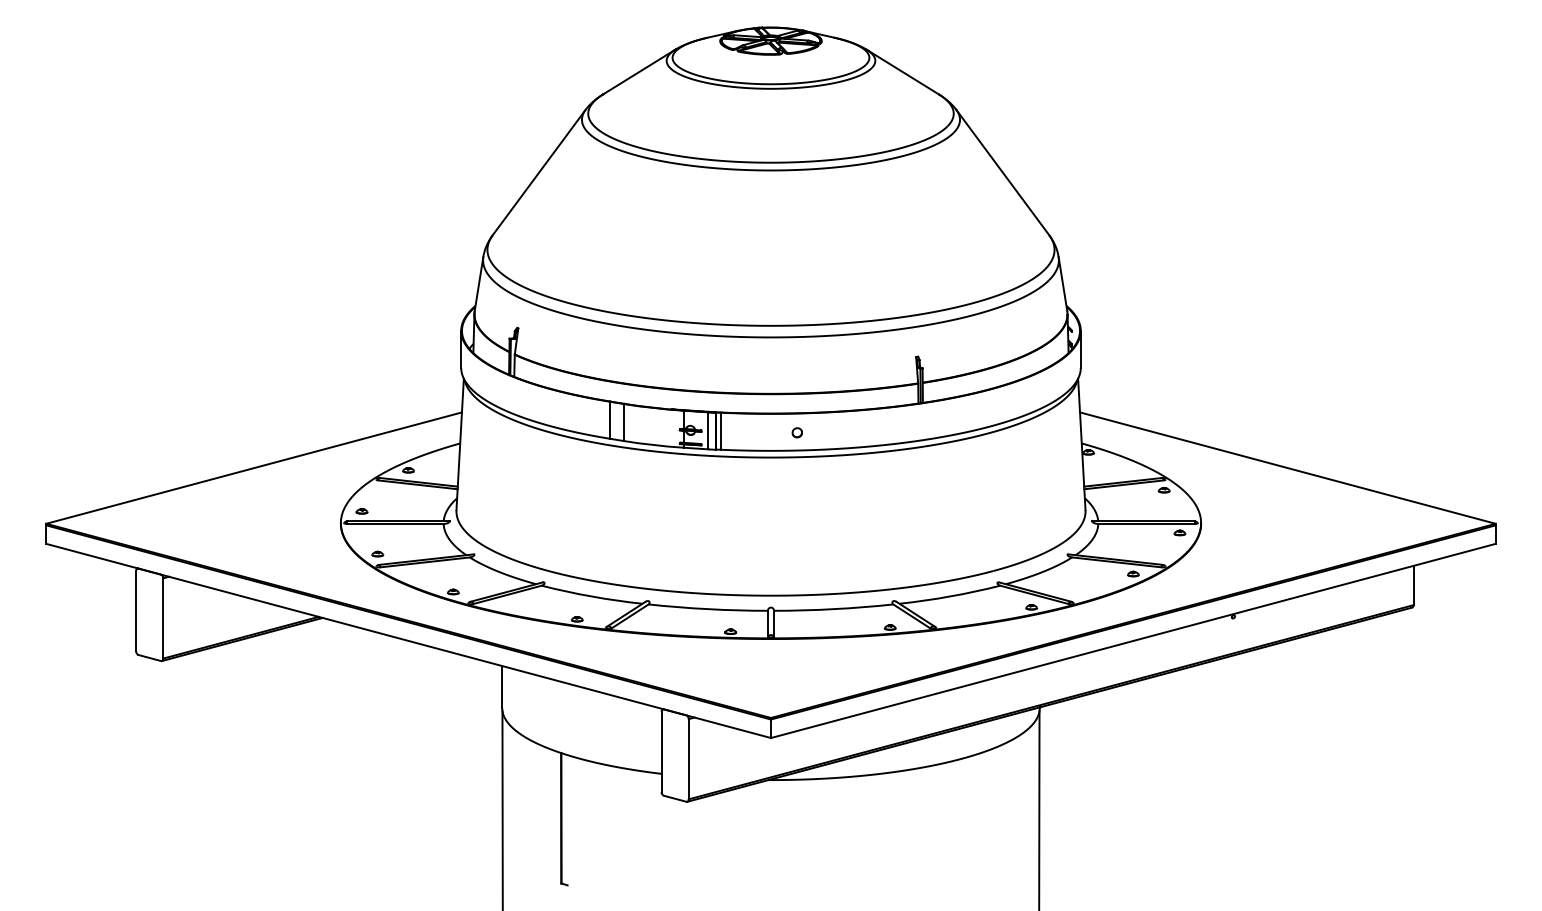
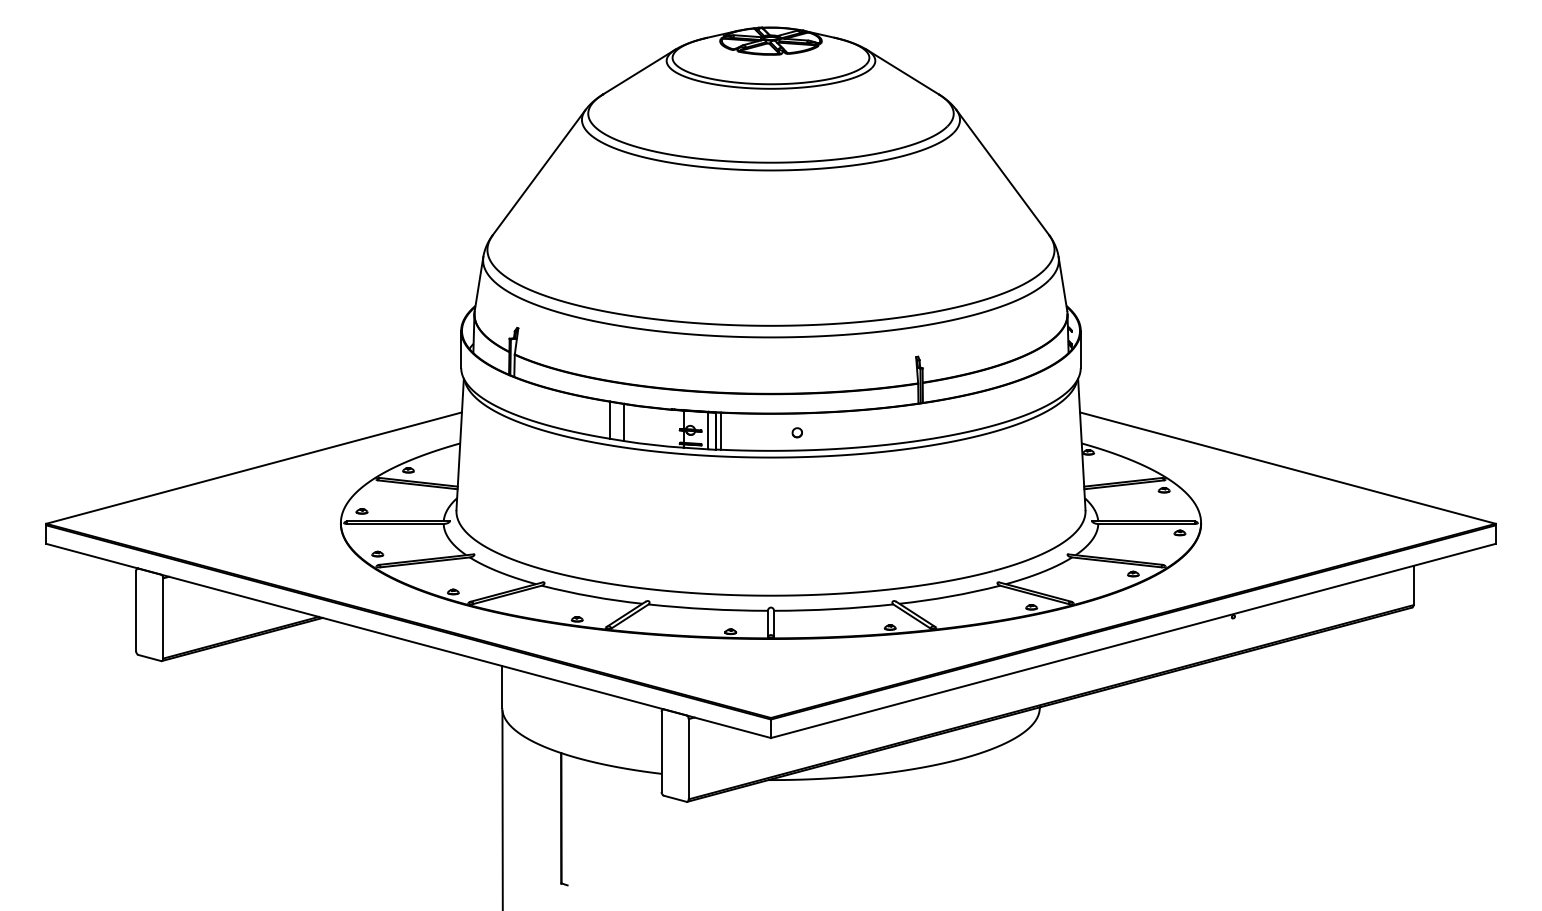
line: present -> none (1039, 809)
